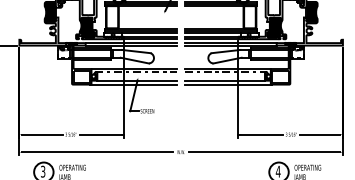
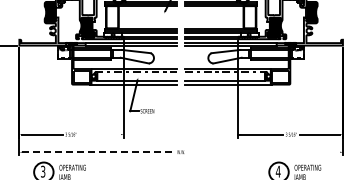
line: present -> none (101, 134)
line: solid -> dashed (98, 152)
line: present -> none (264, 152)
